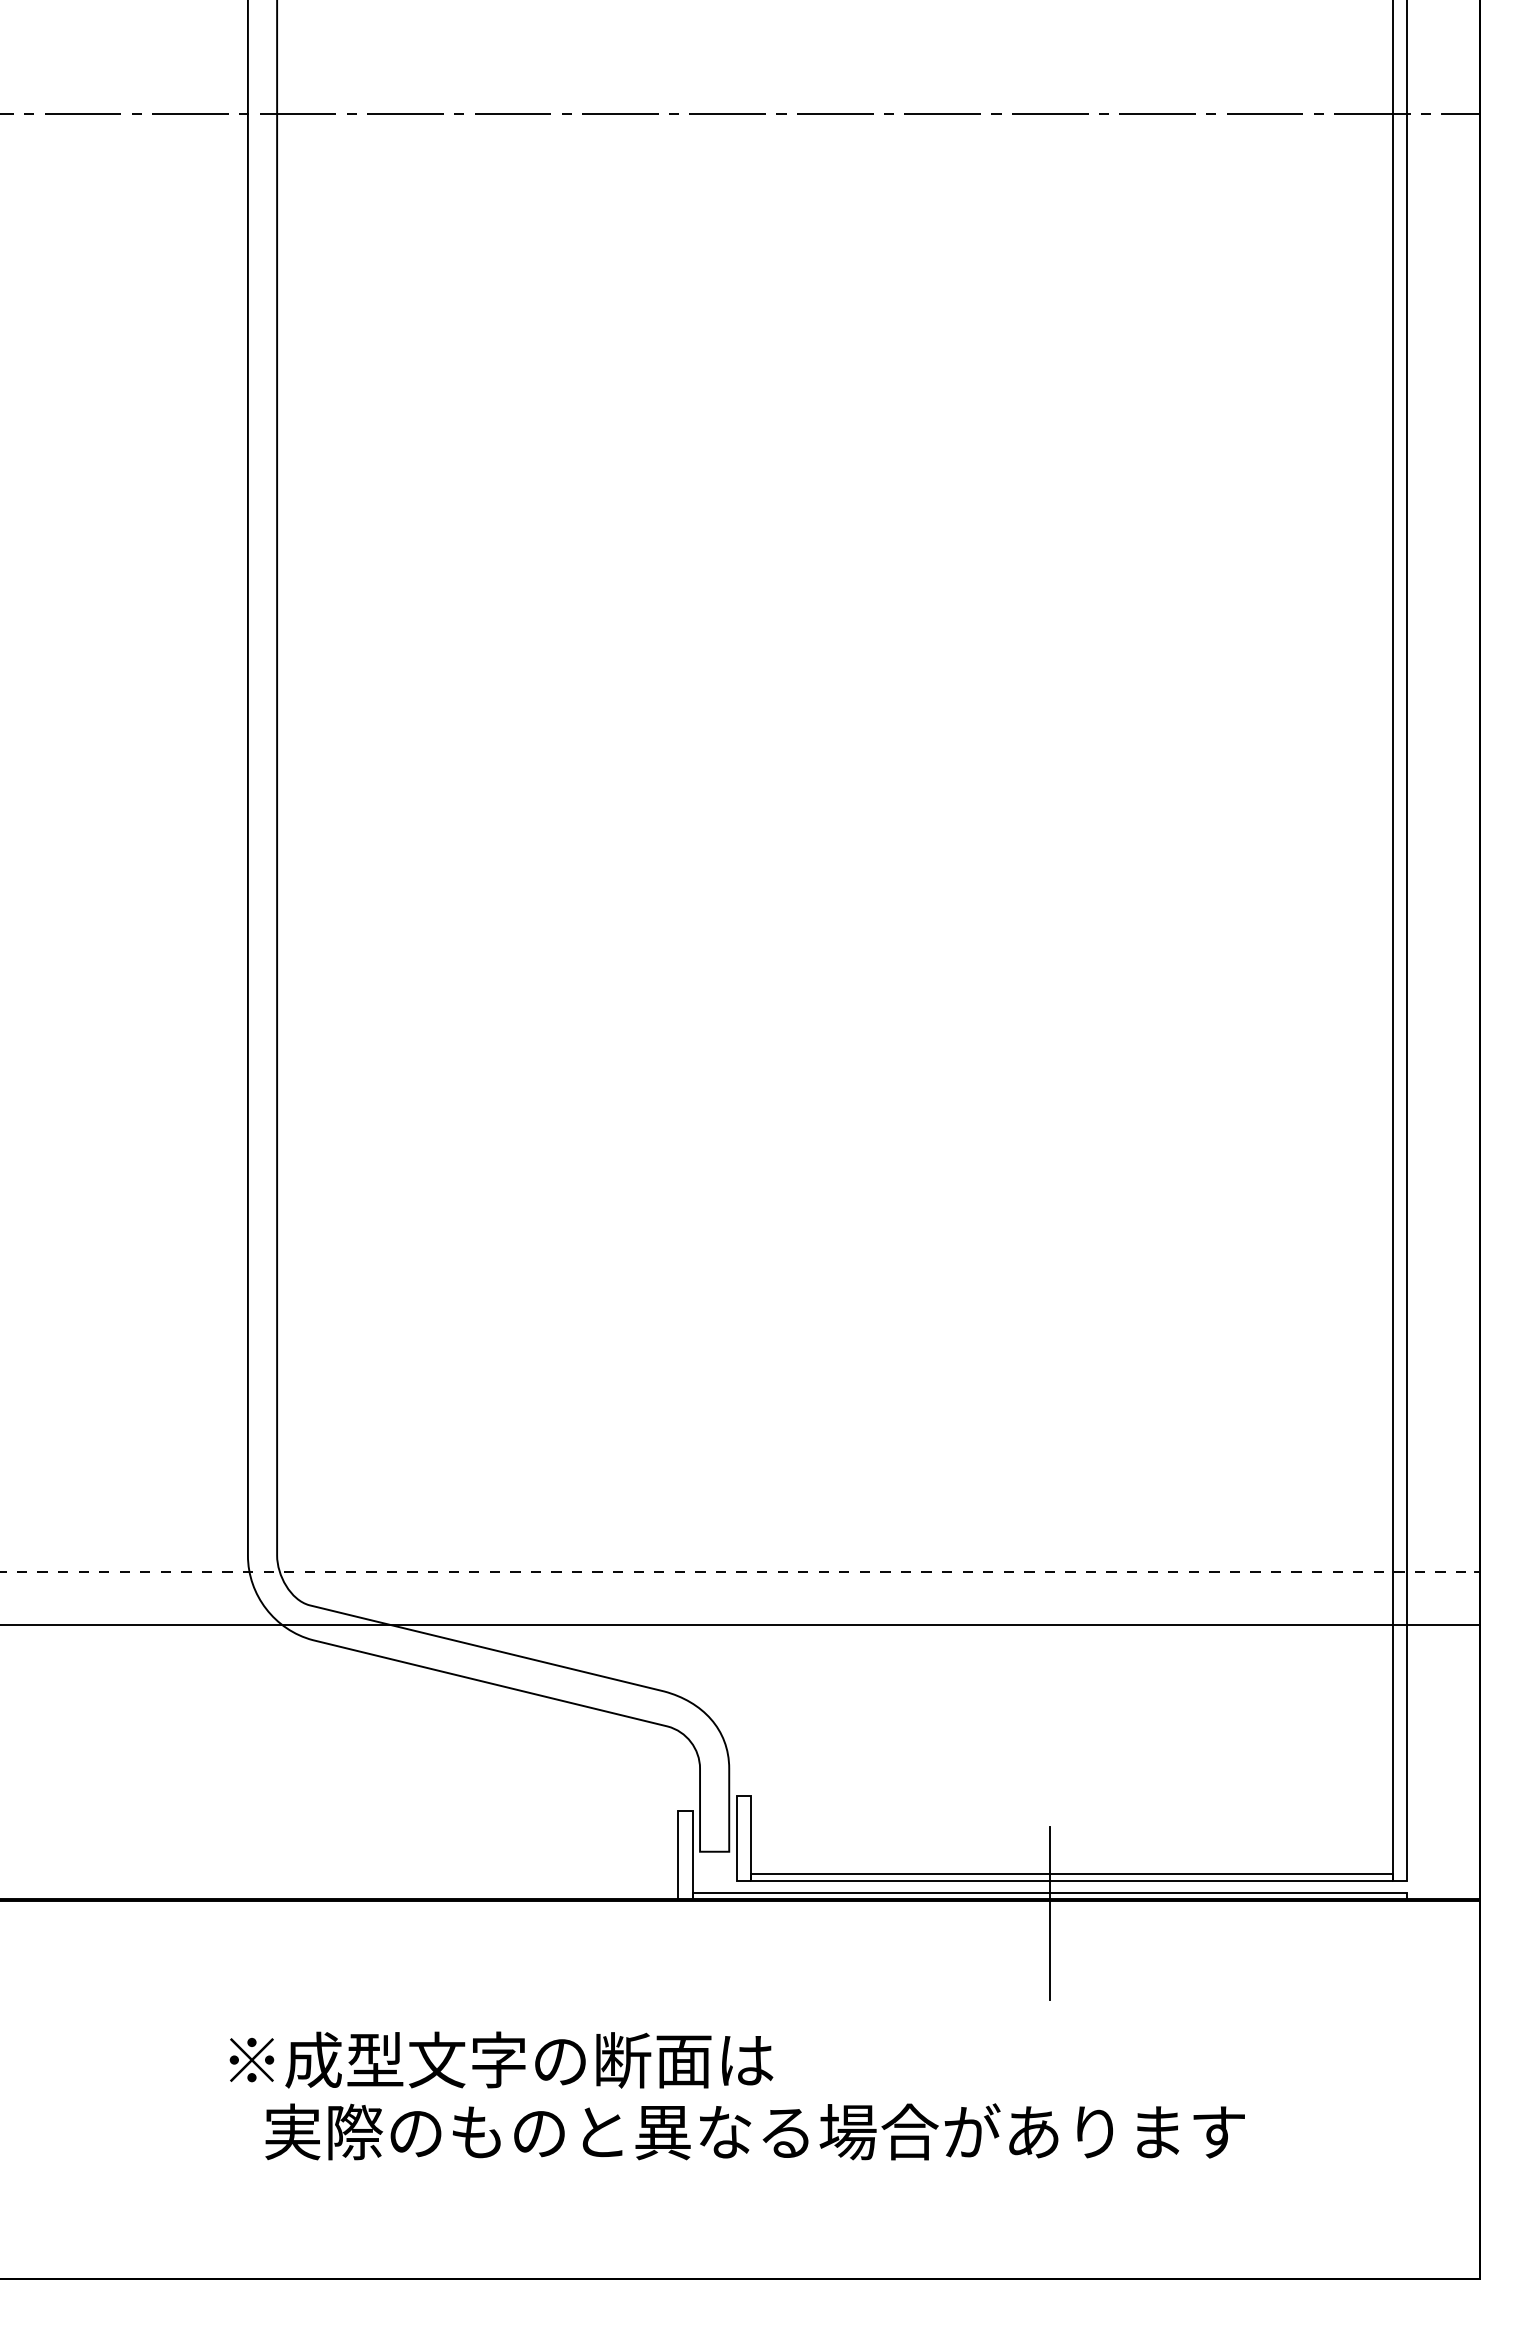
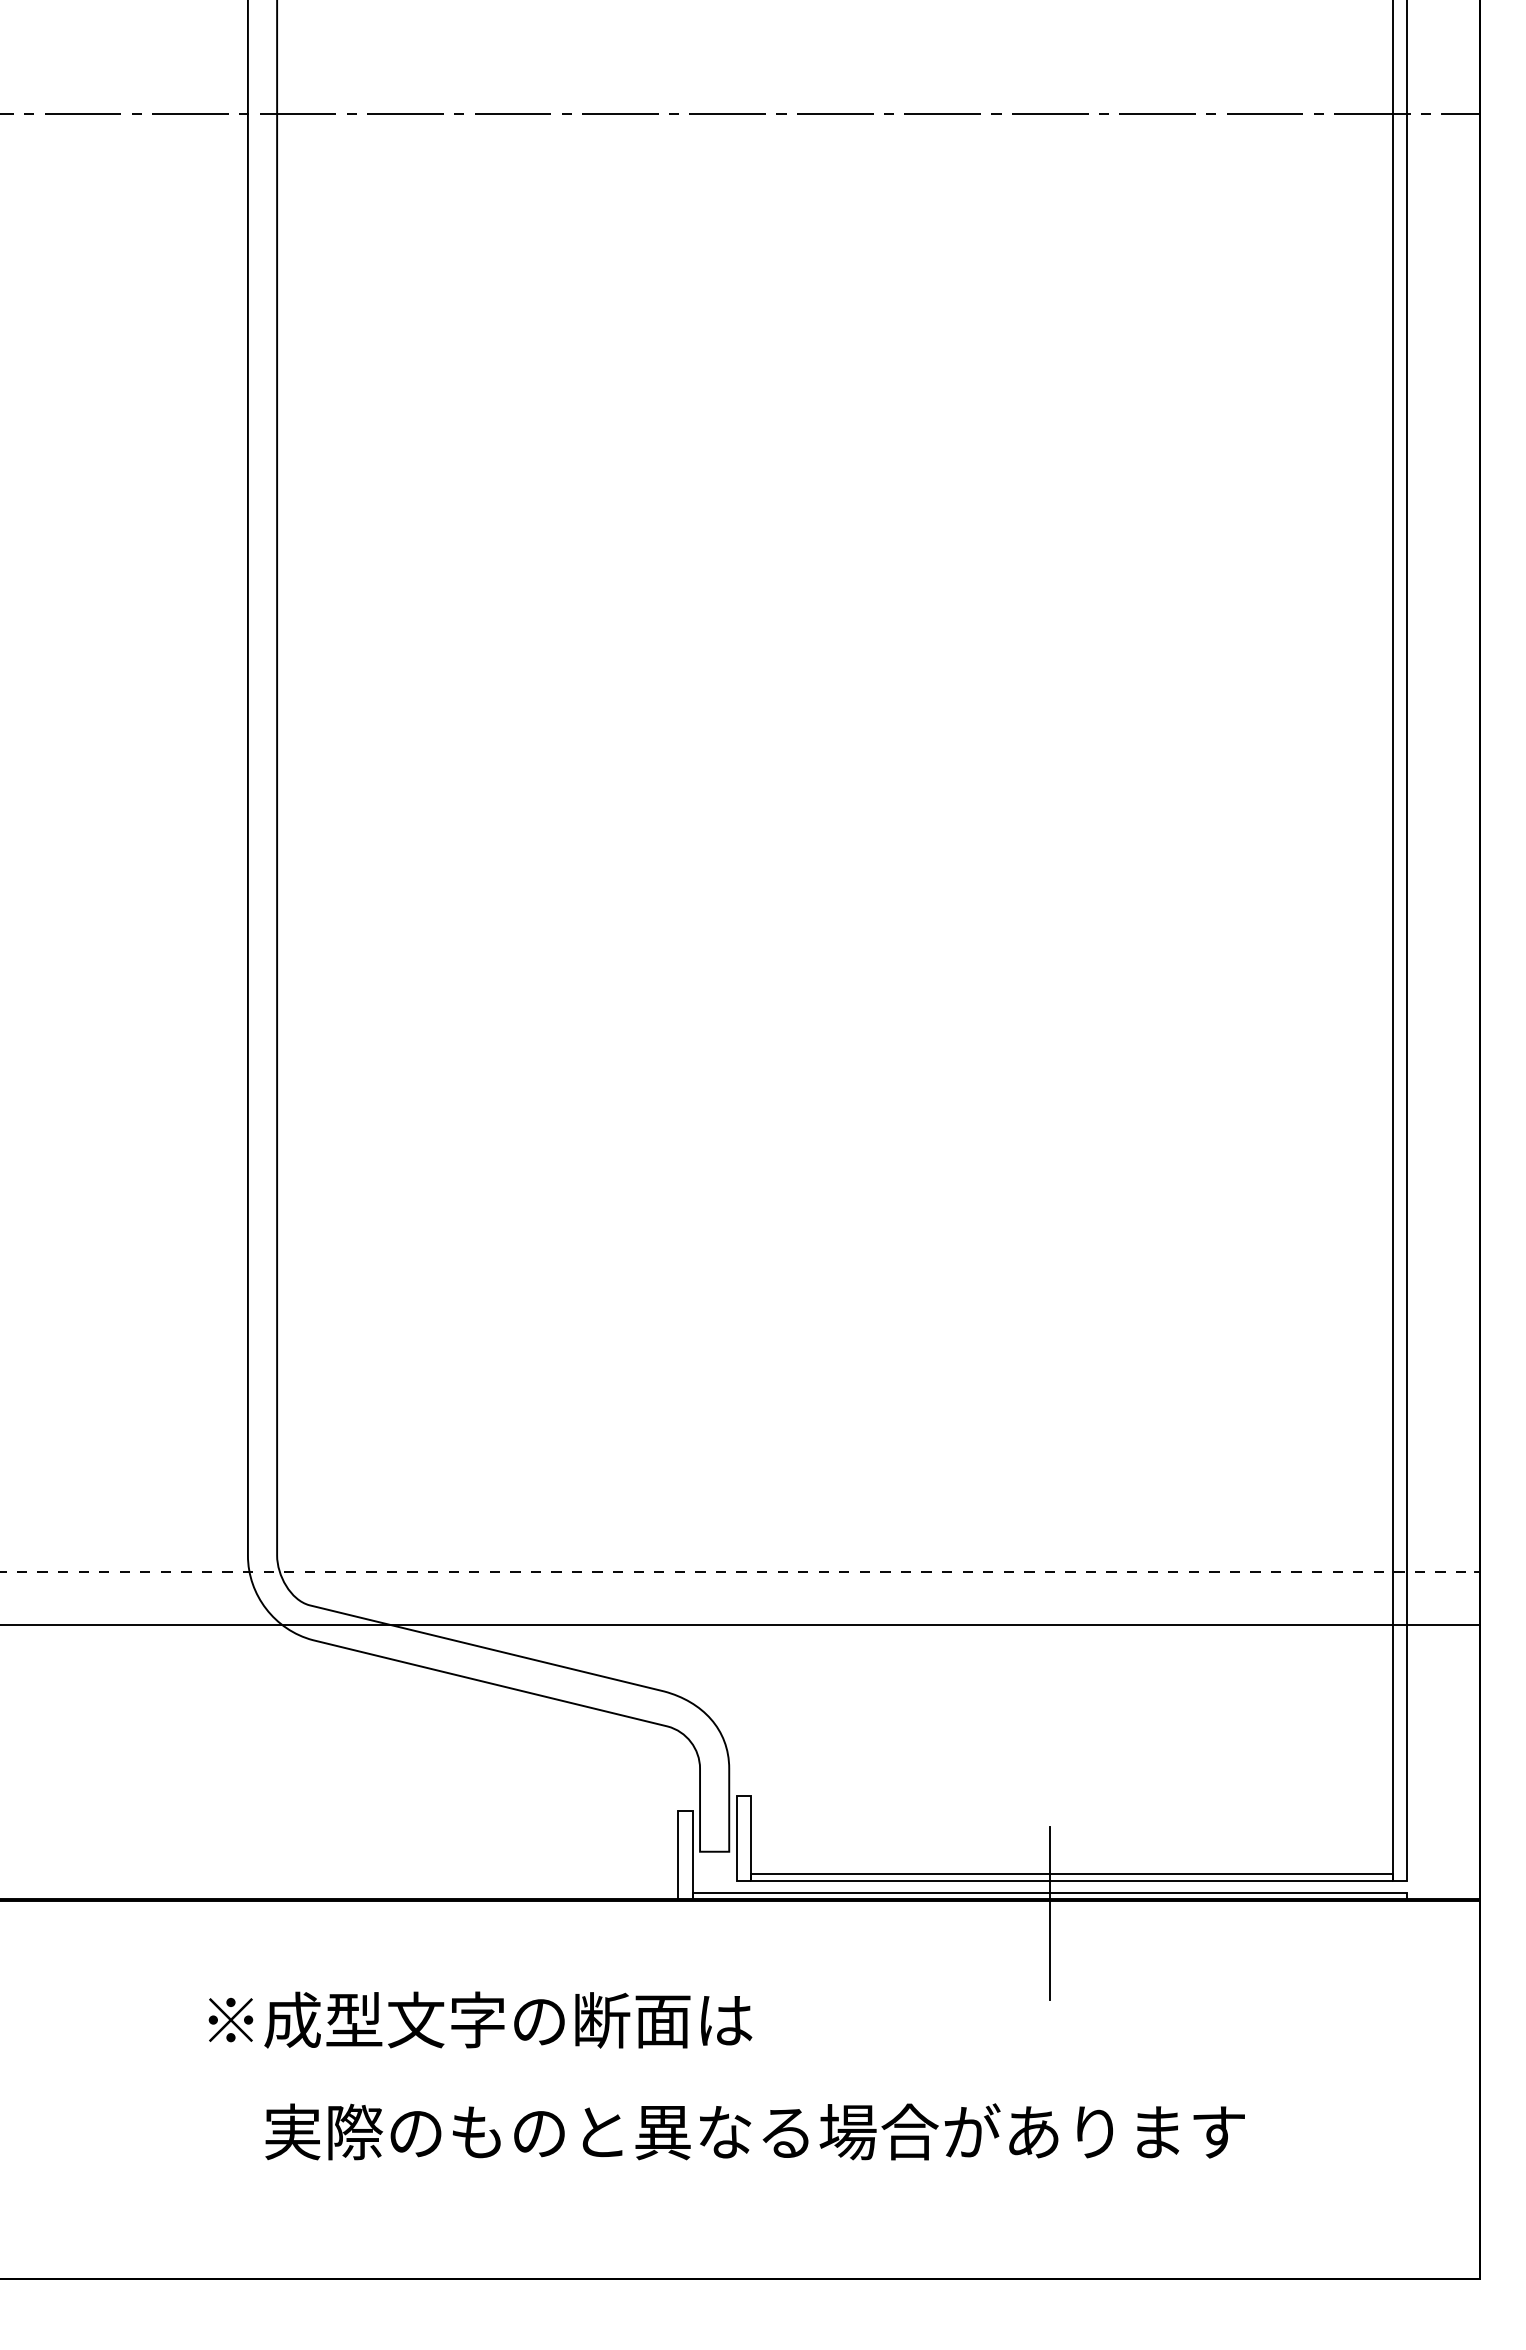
text position: (501, 2059) -> (480, 2019) (480, 2019)
